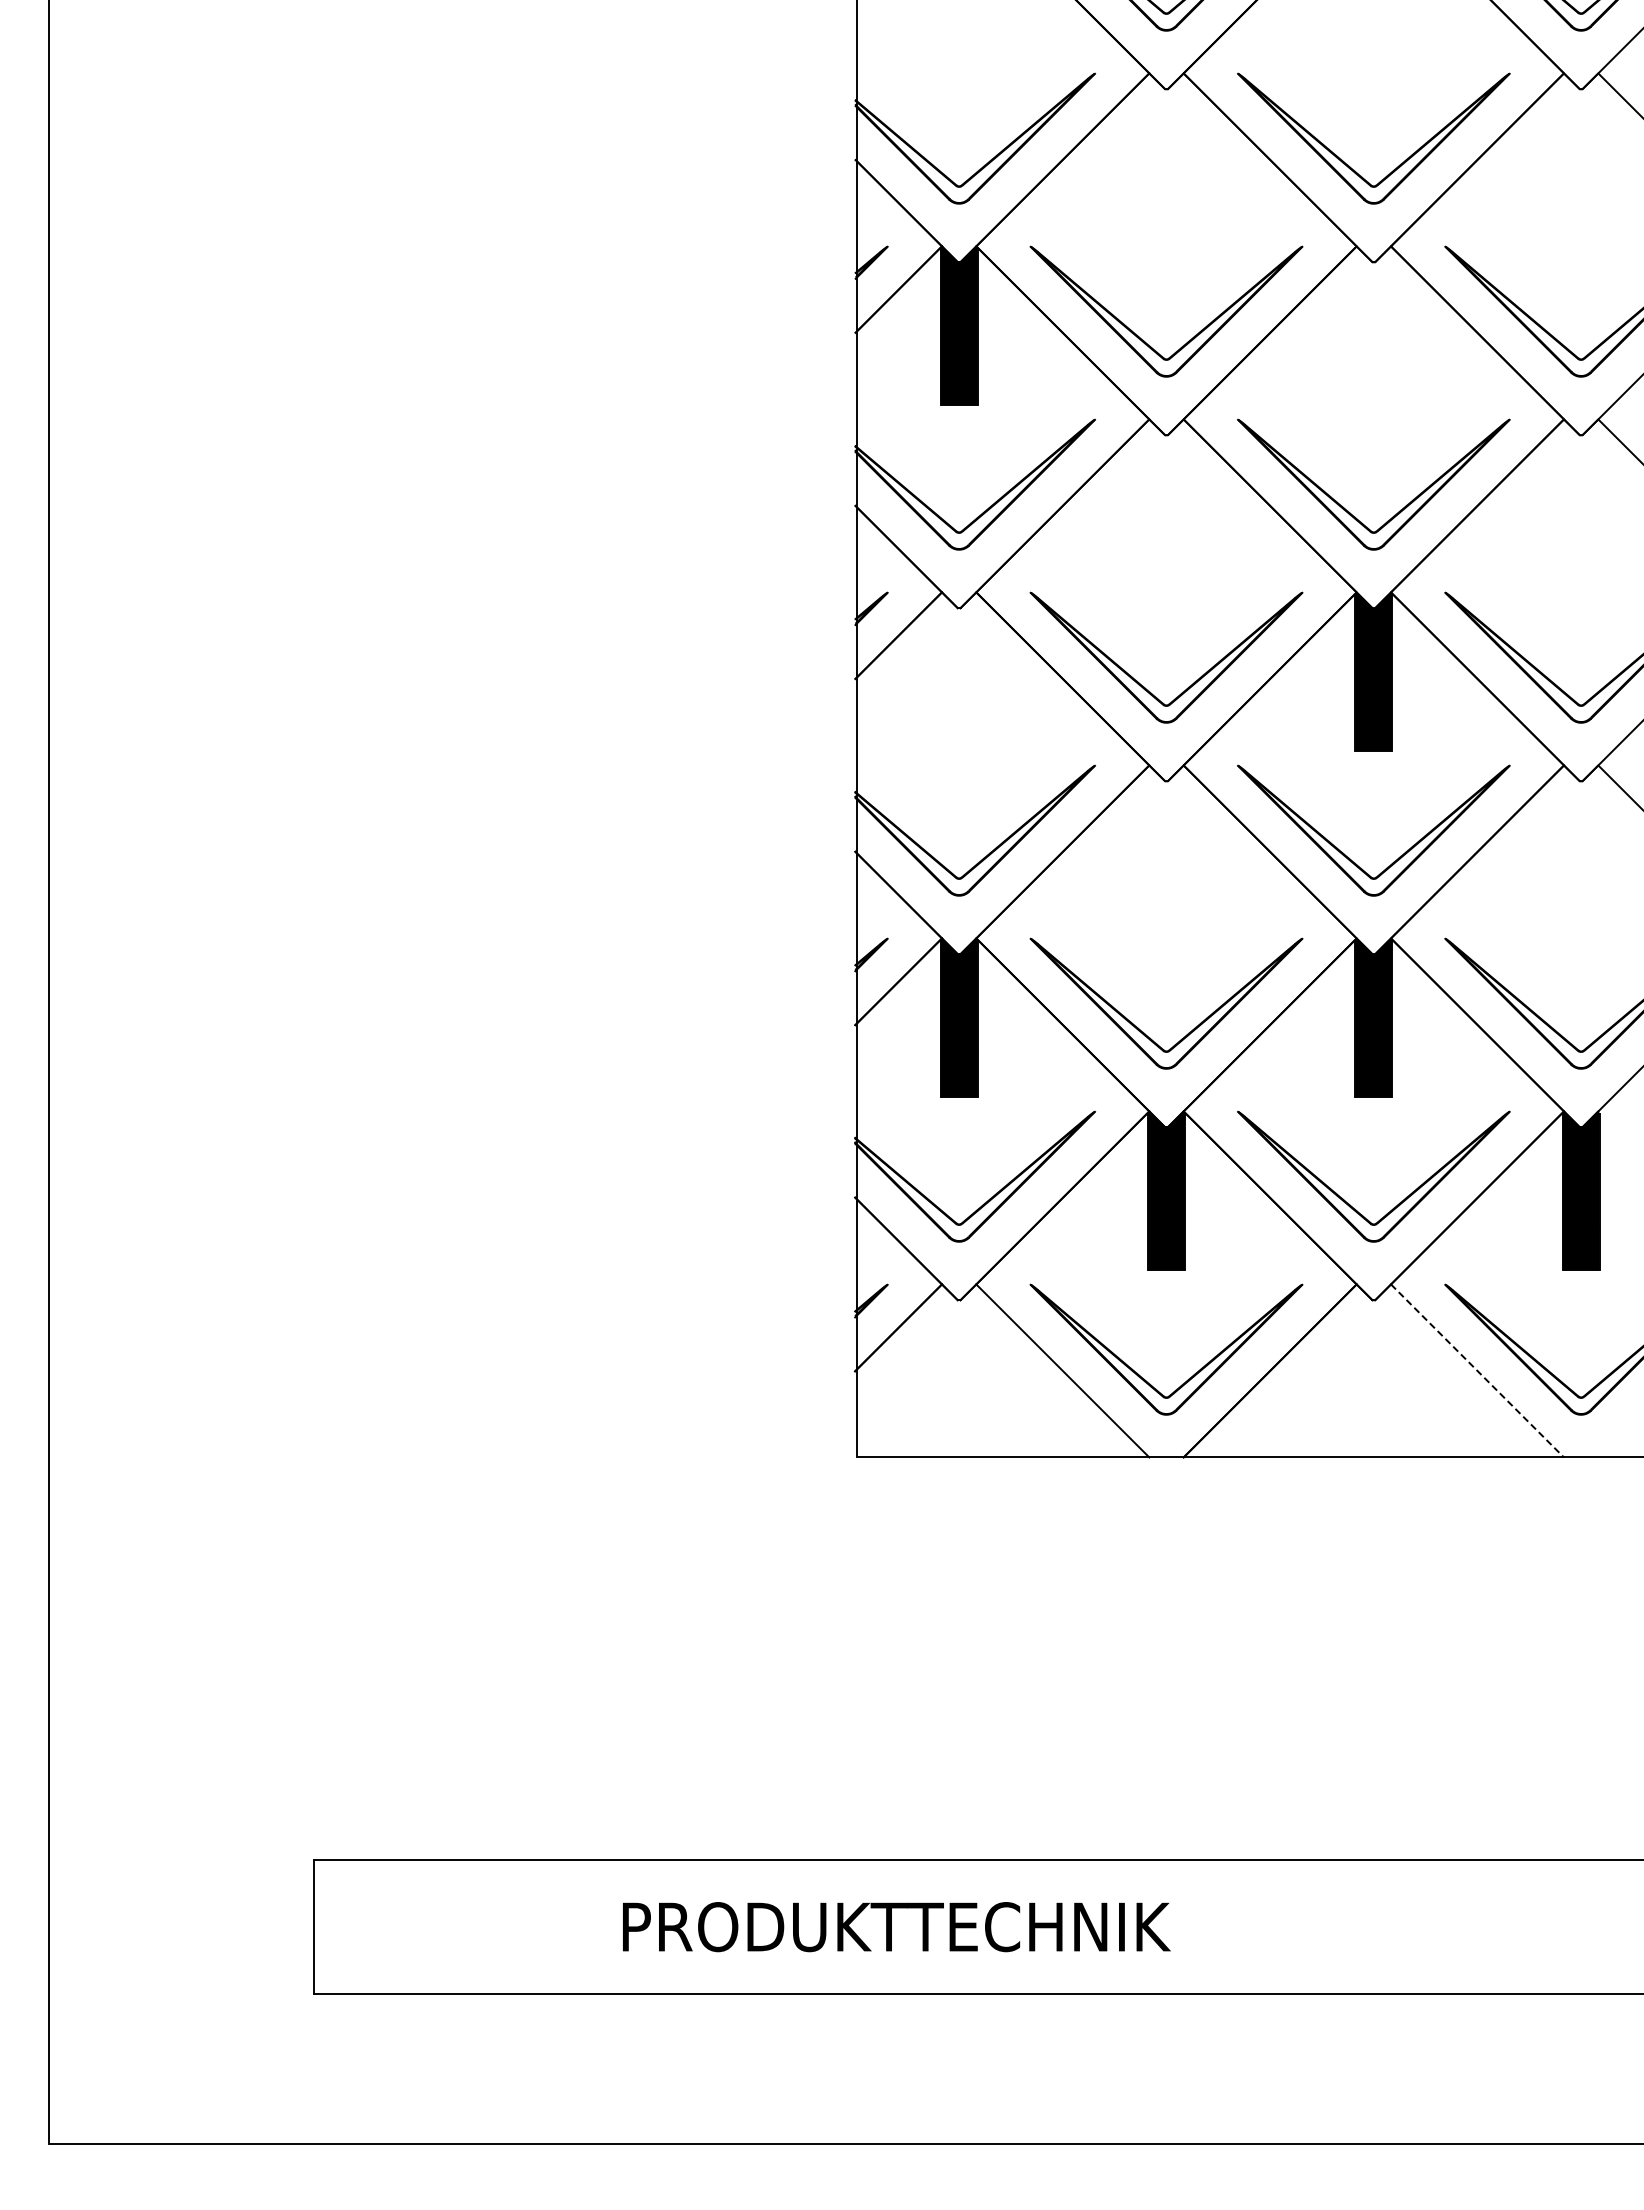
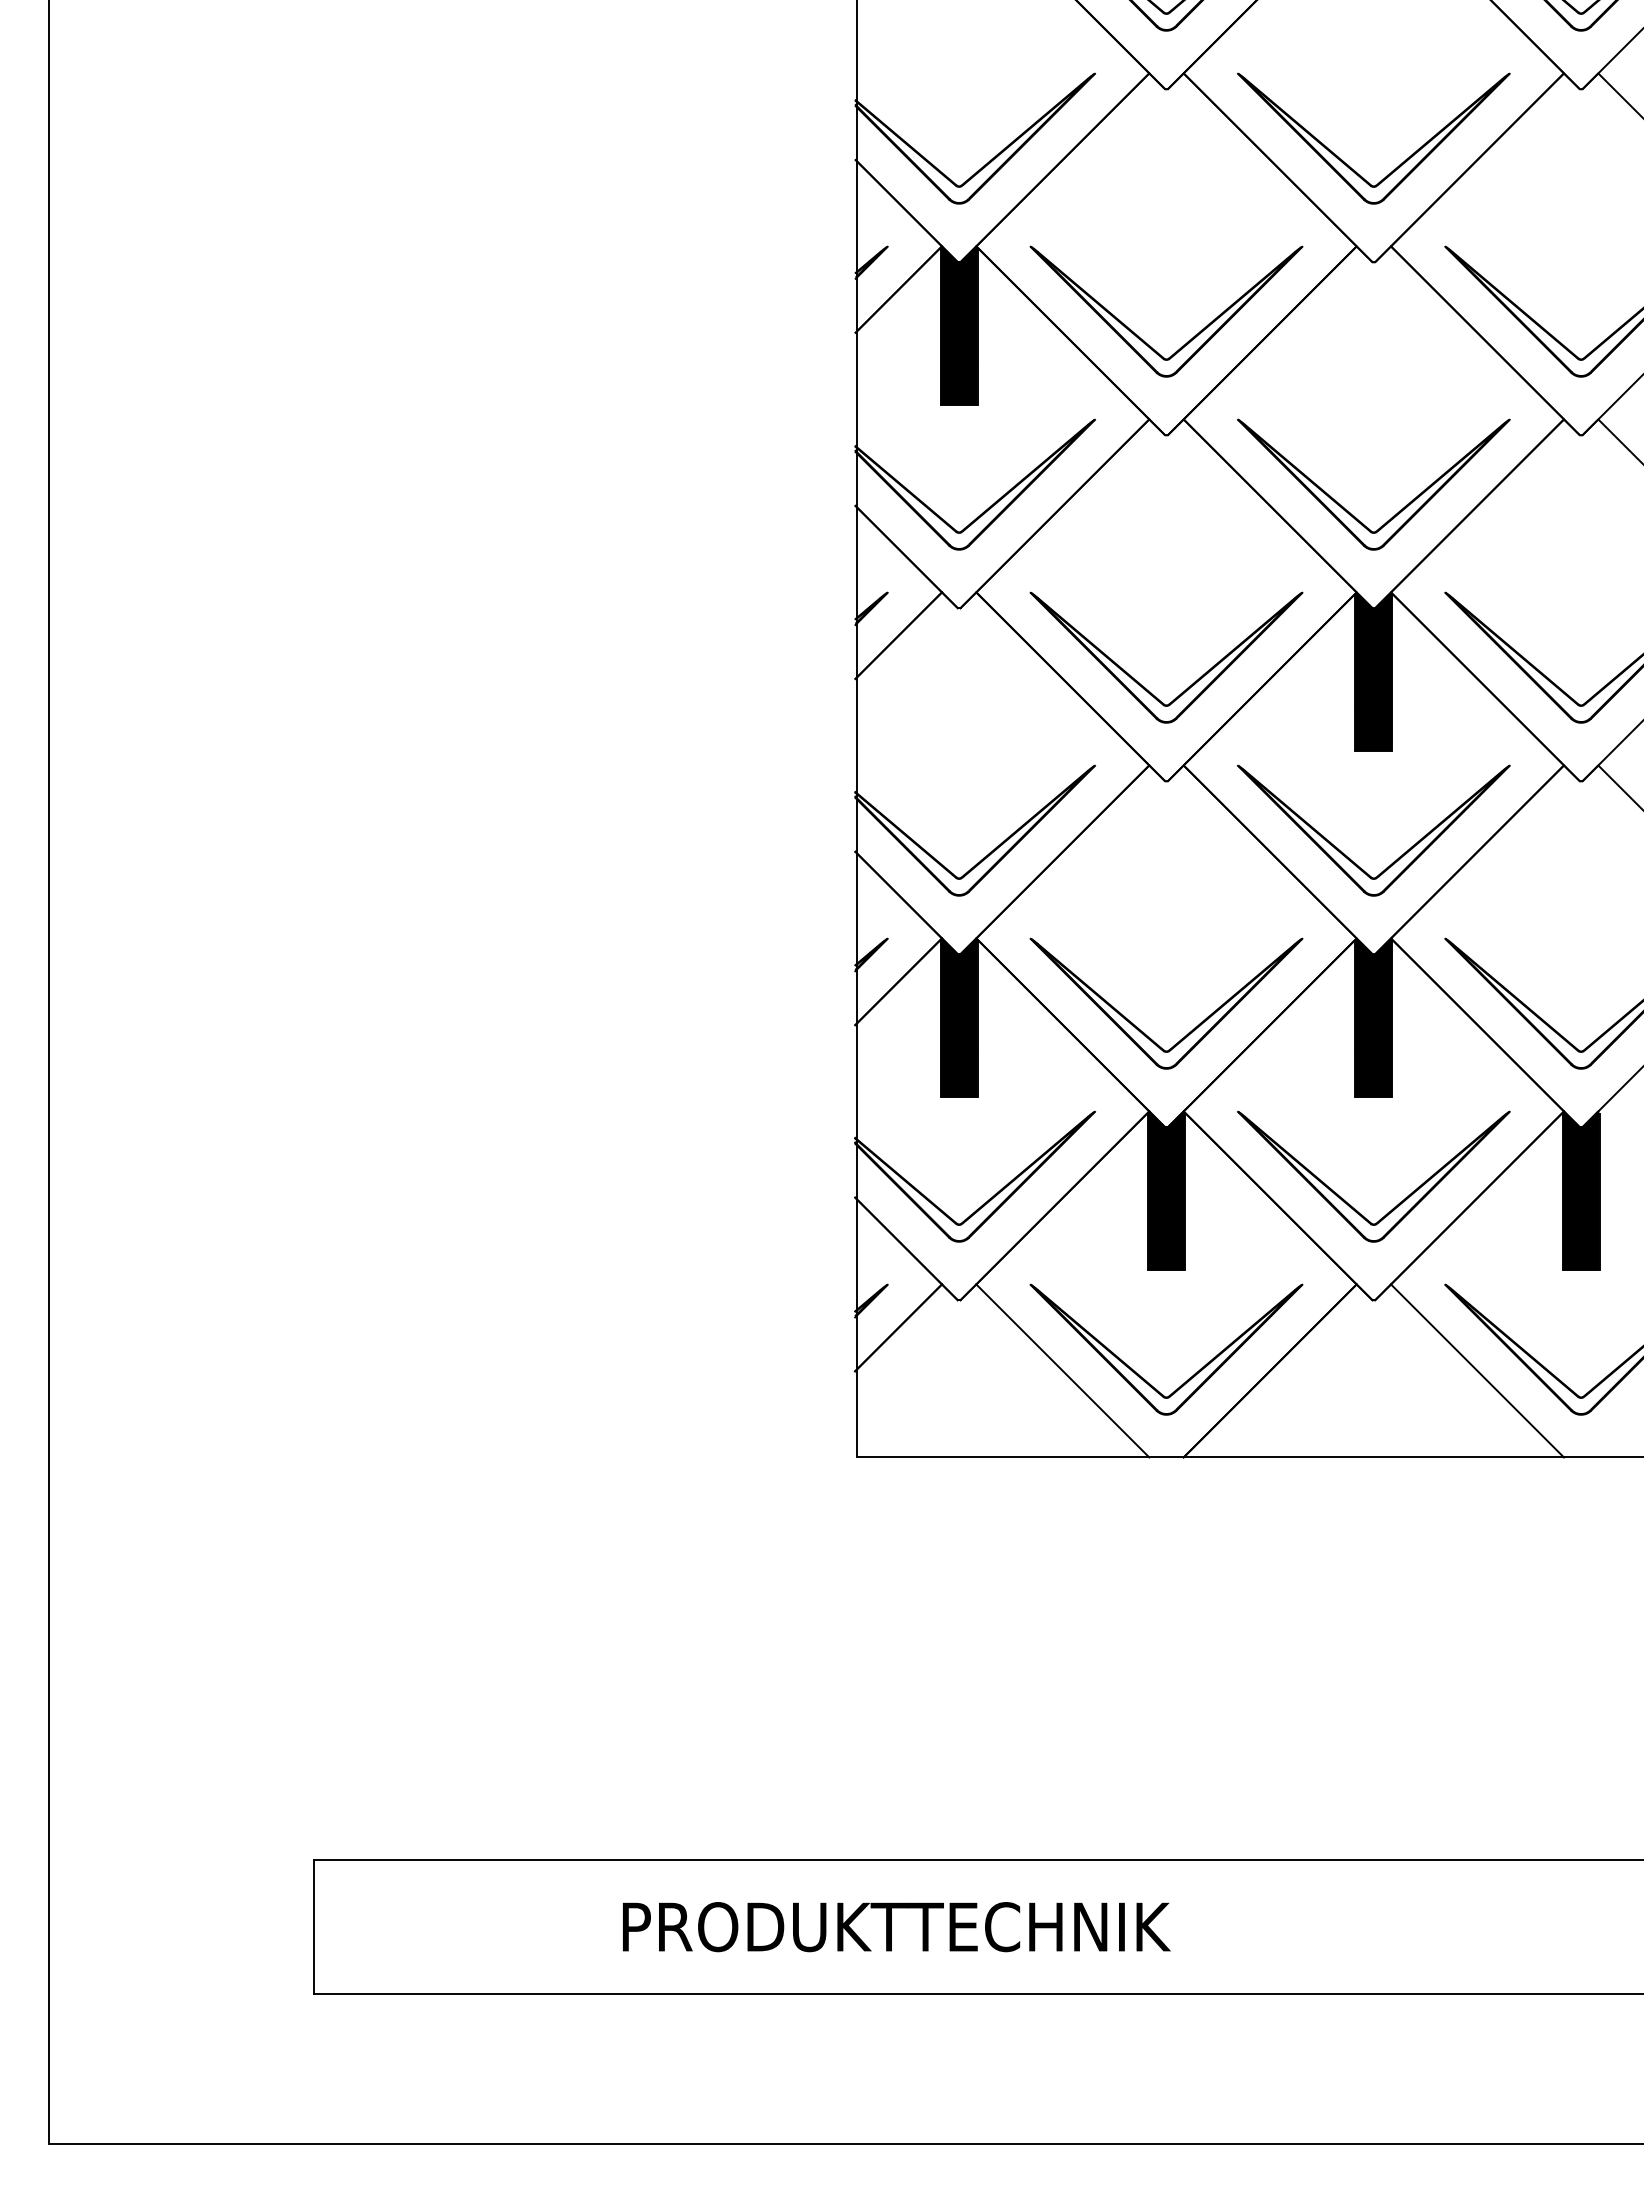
line: dashed -> solid (1477, 1371)
